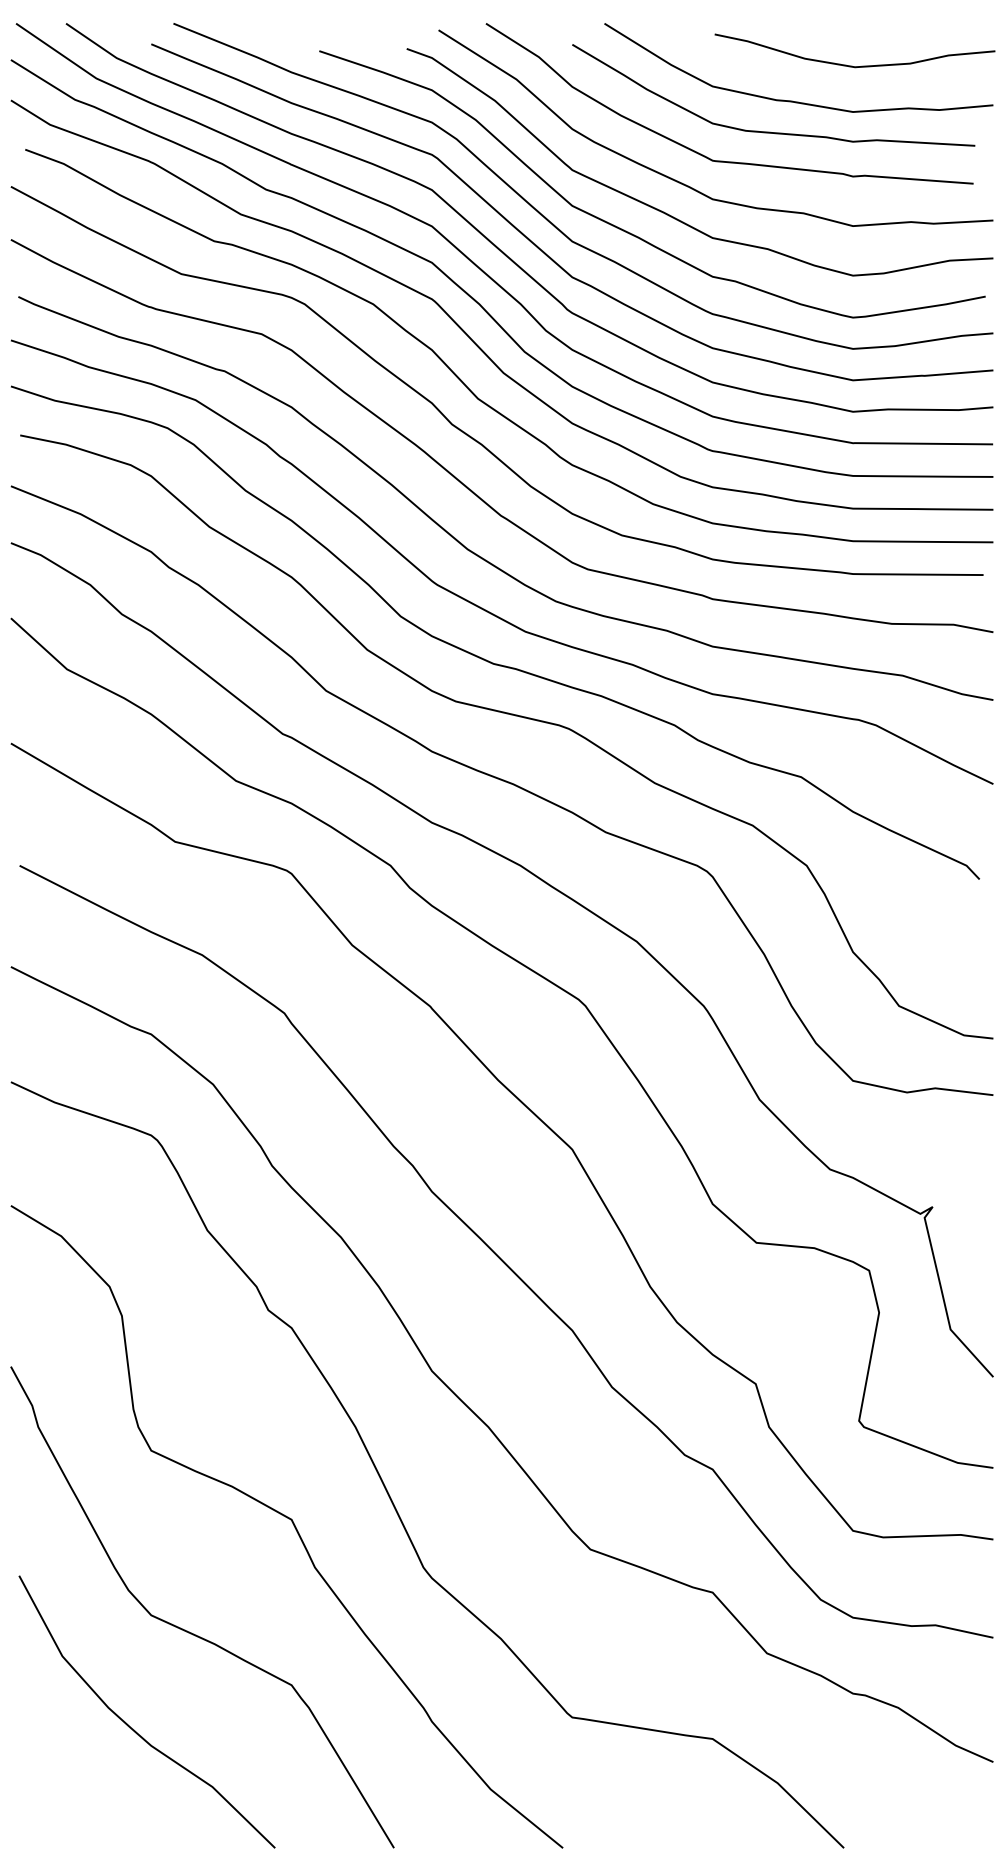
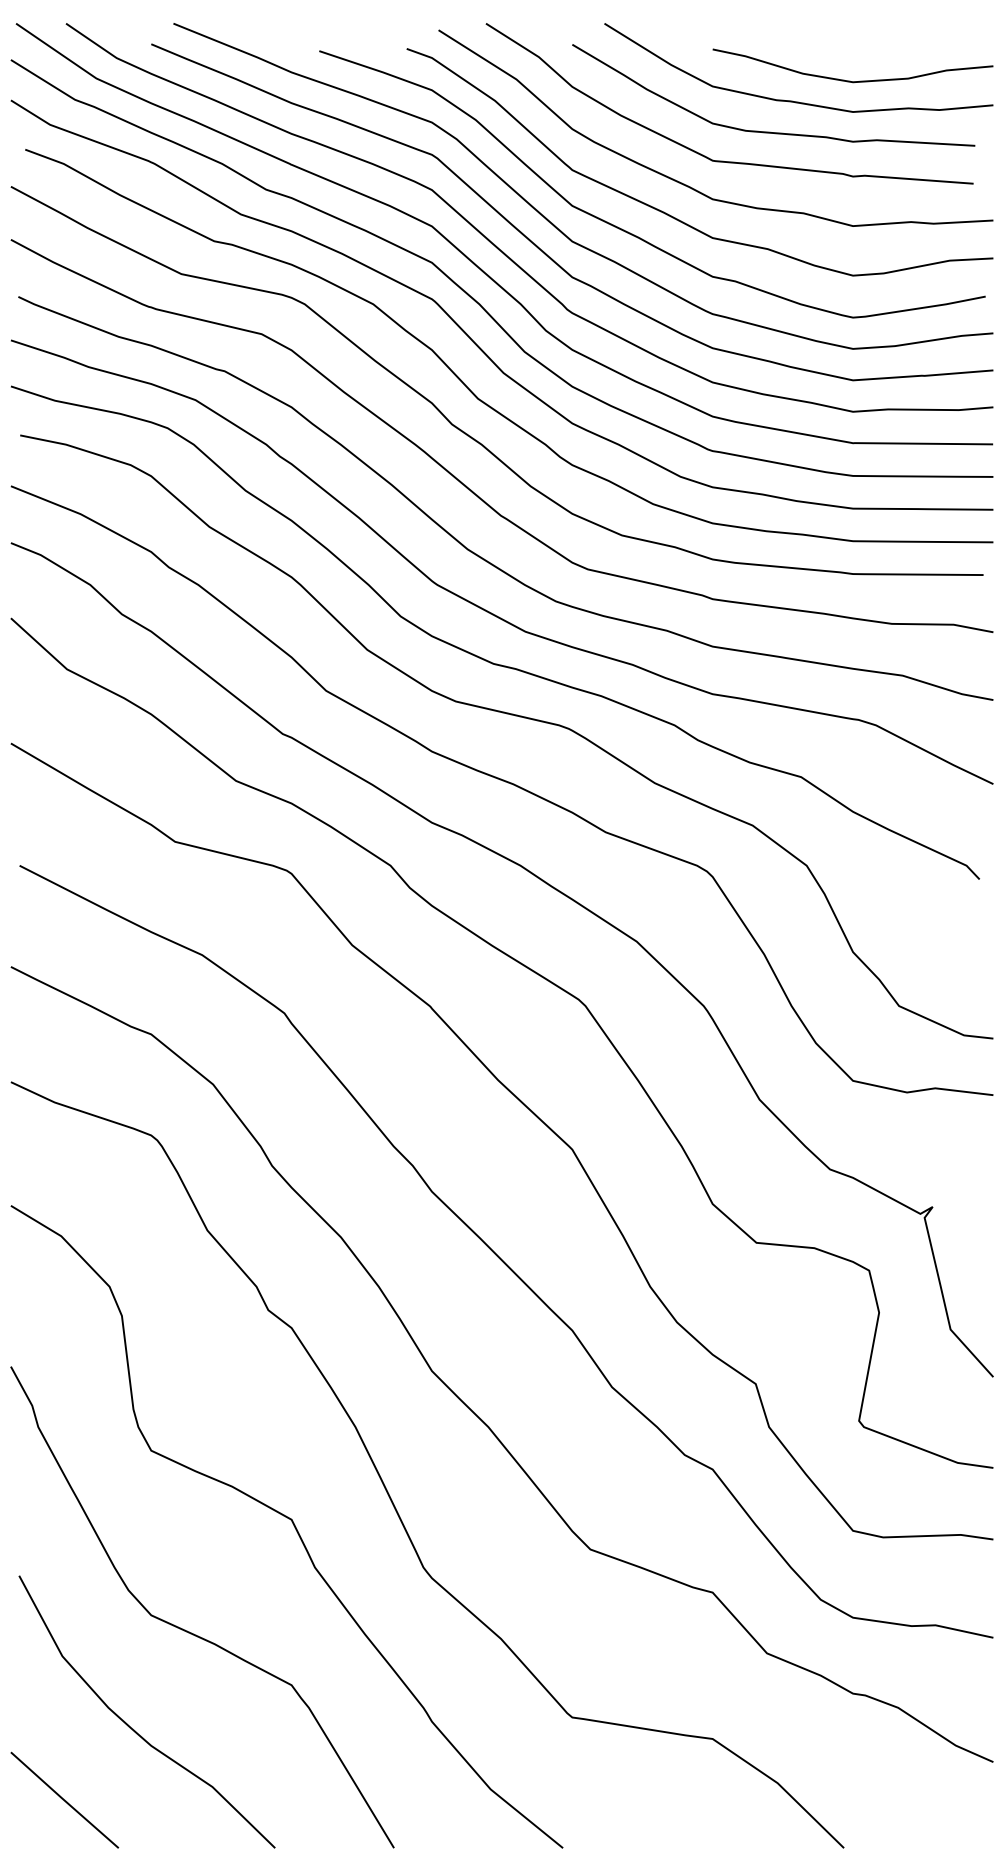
curve position: (852, 65) -> (850, 80) (850, 80)
line: none -> present (64, 1799)
